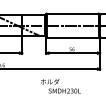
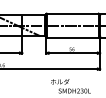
text position: (60, 86) -> (70, 86) (70, 86)
